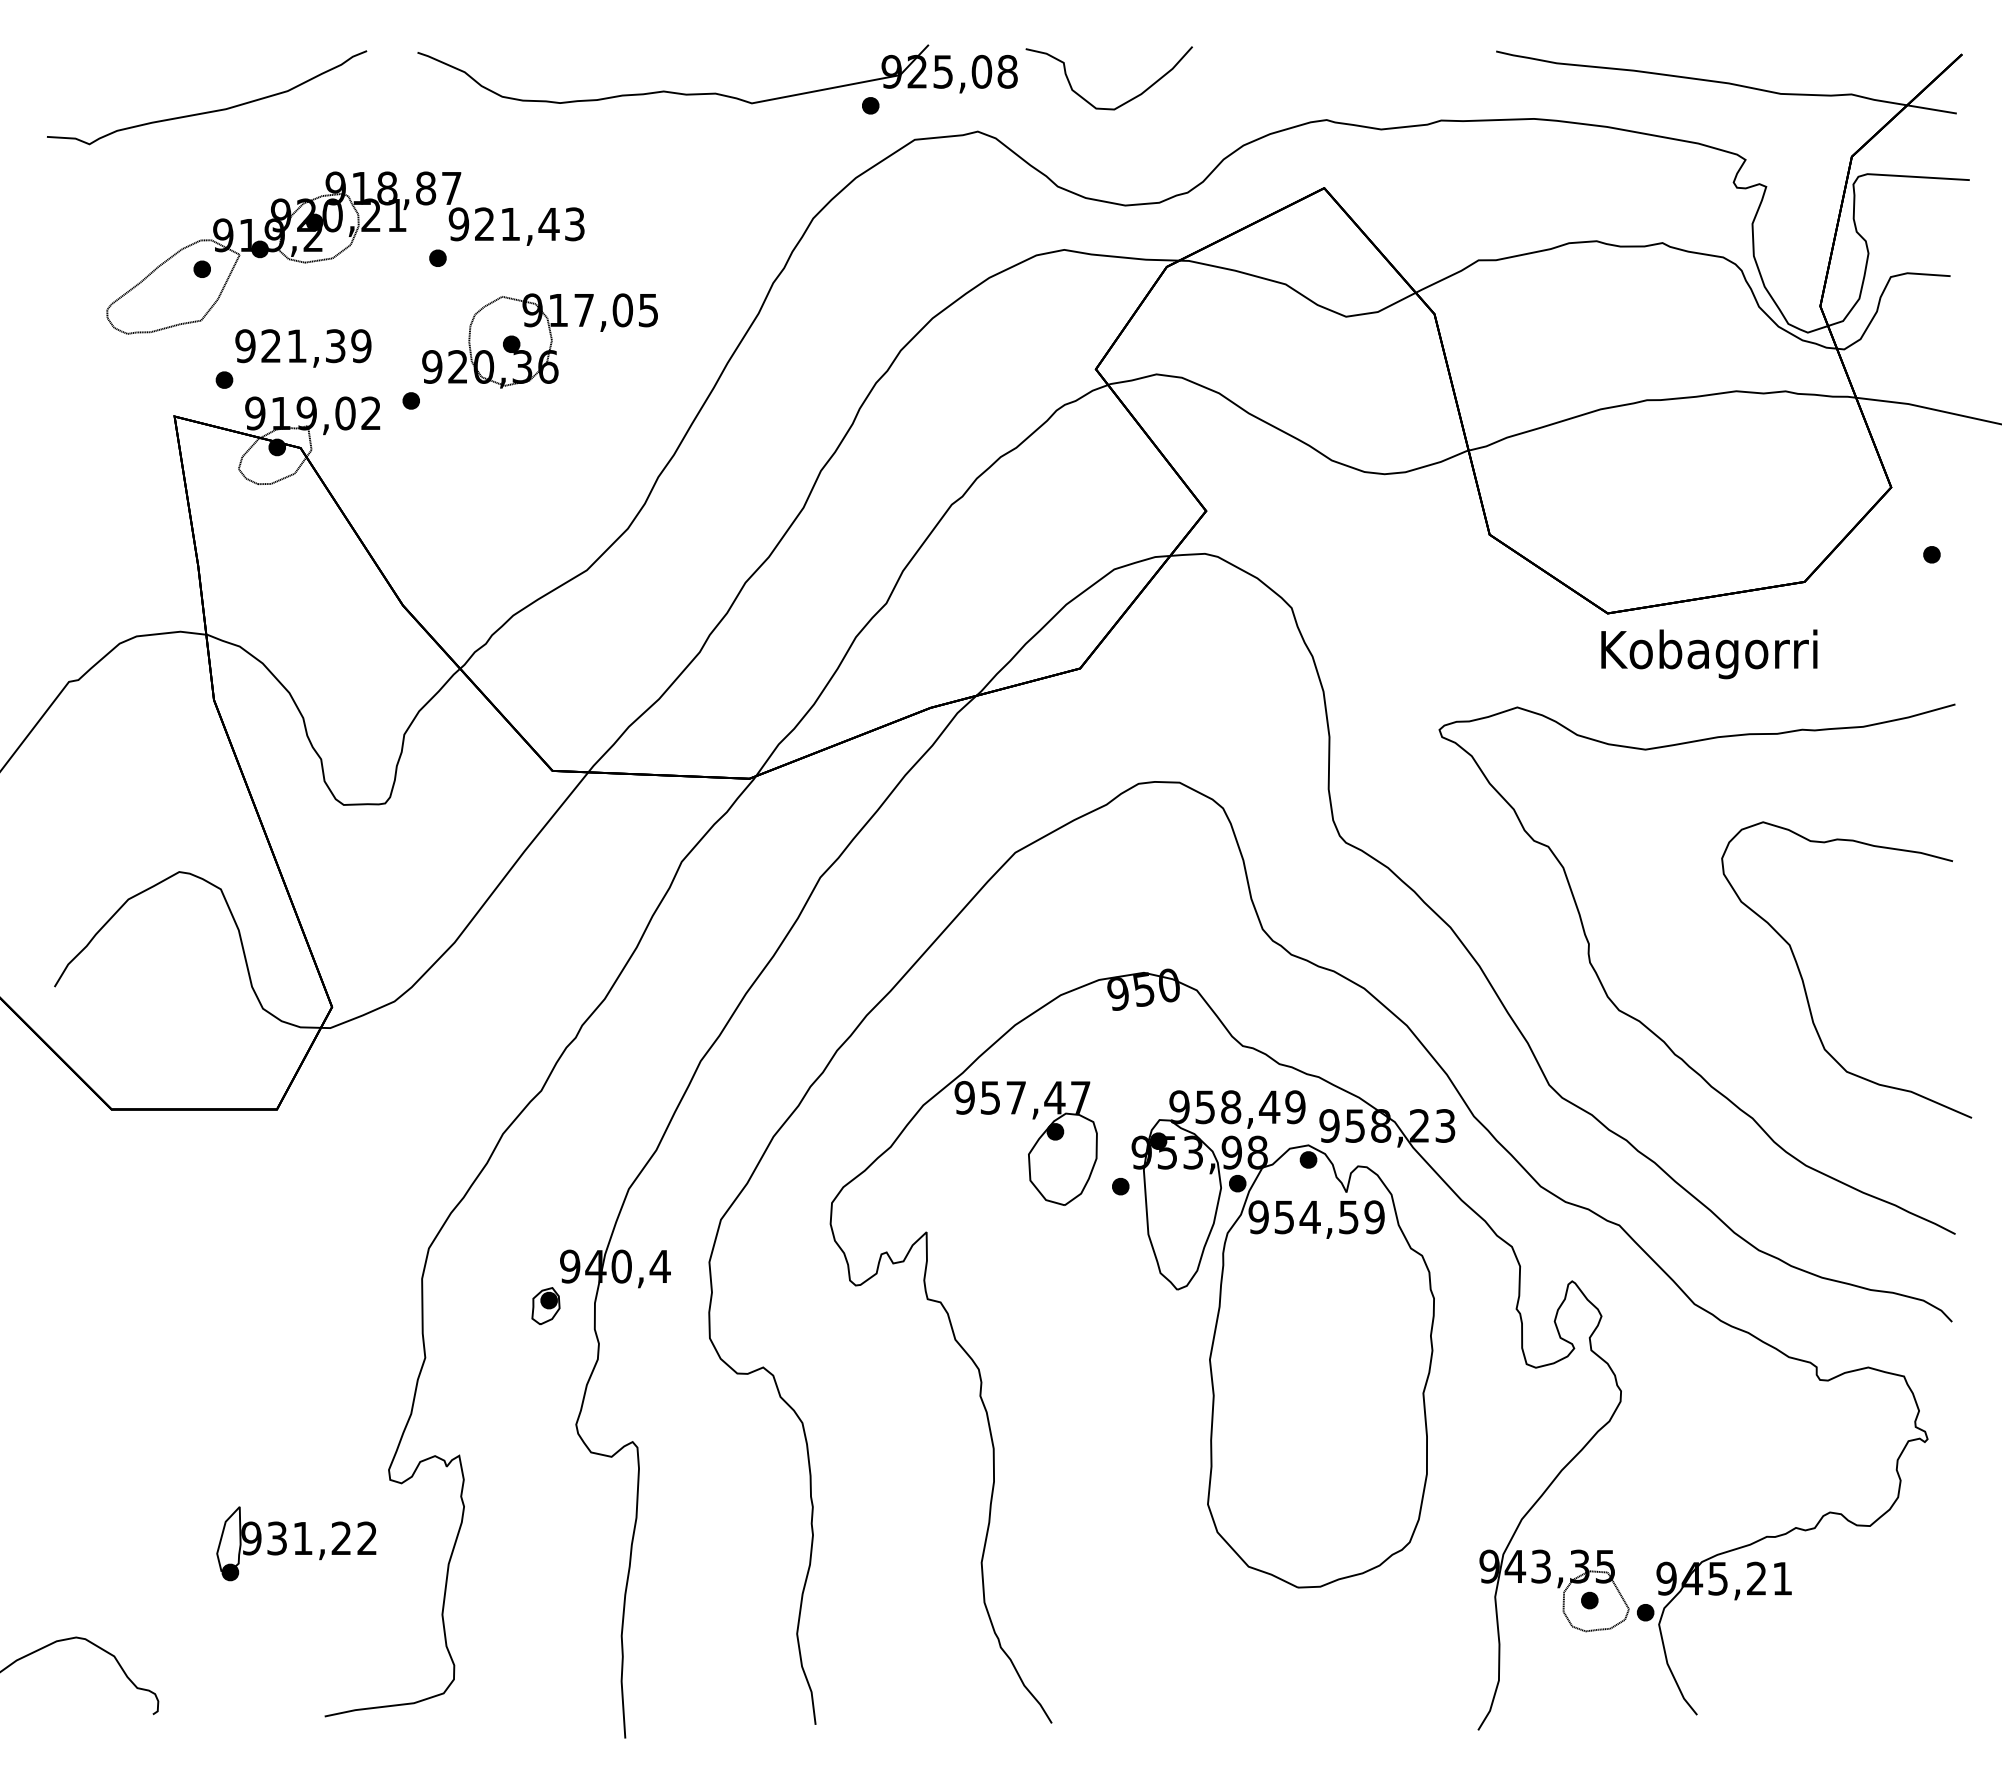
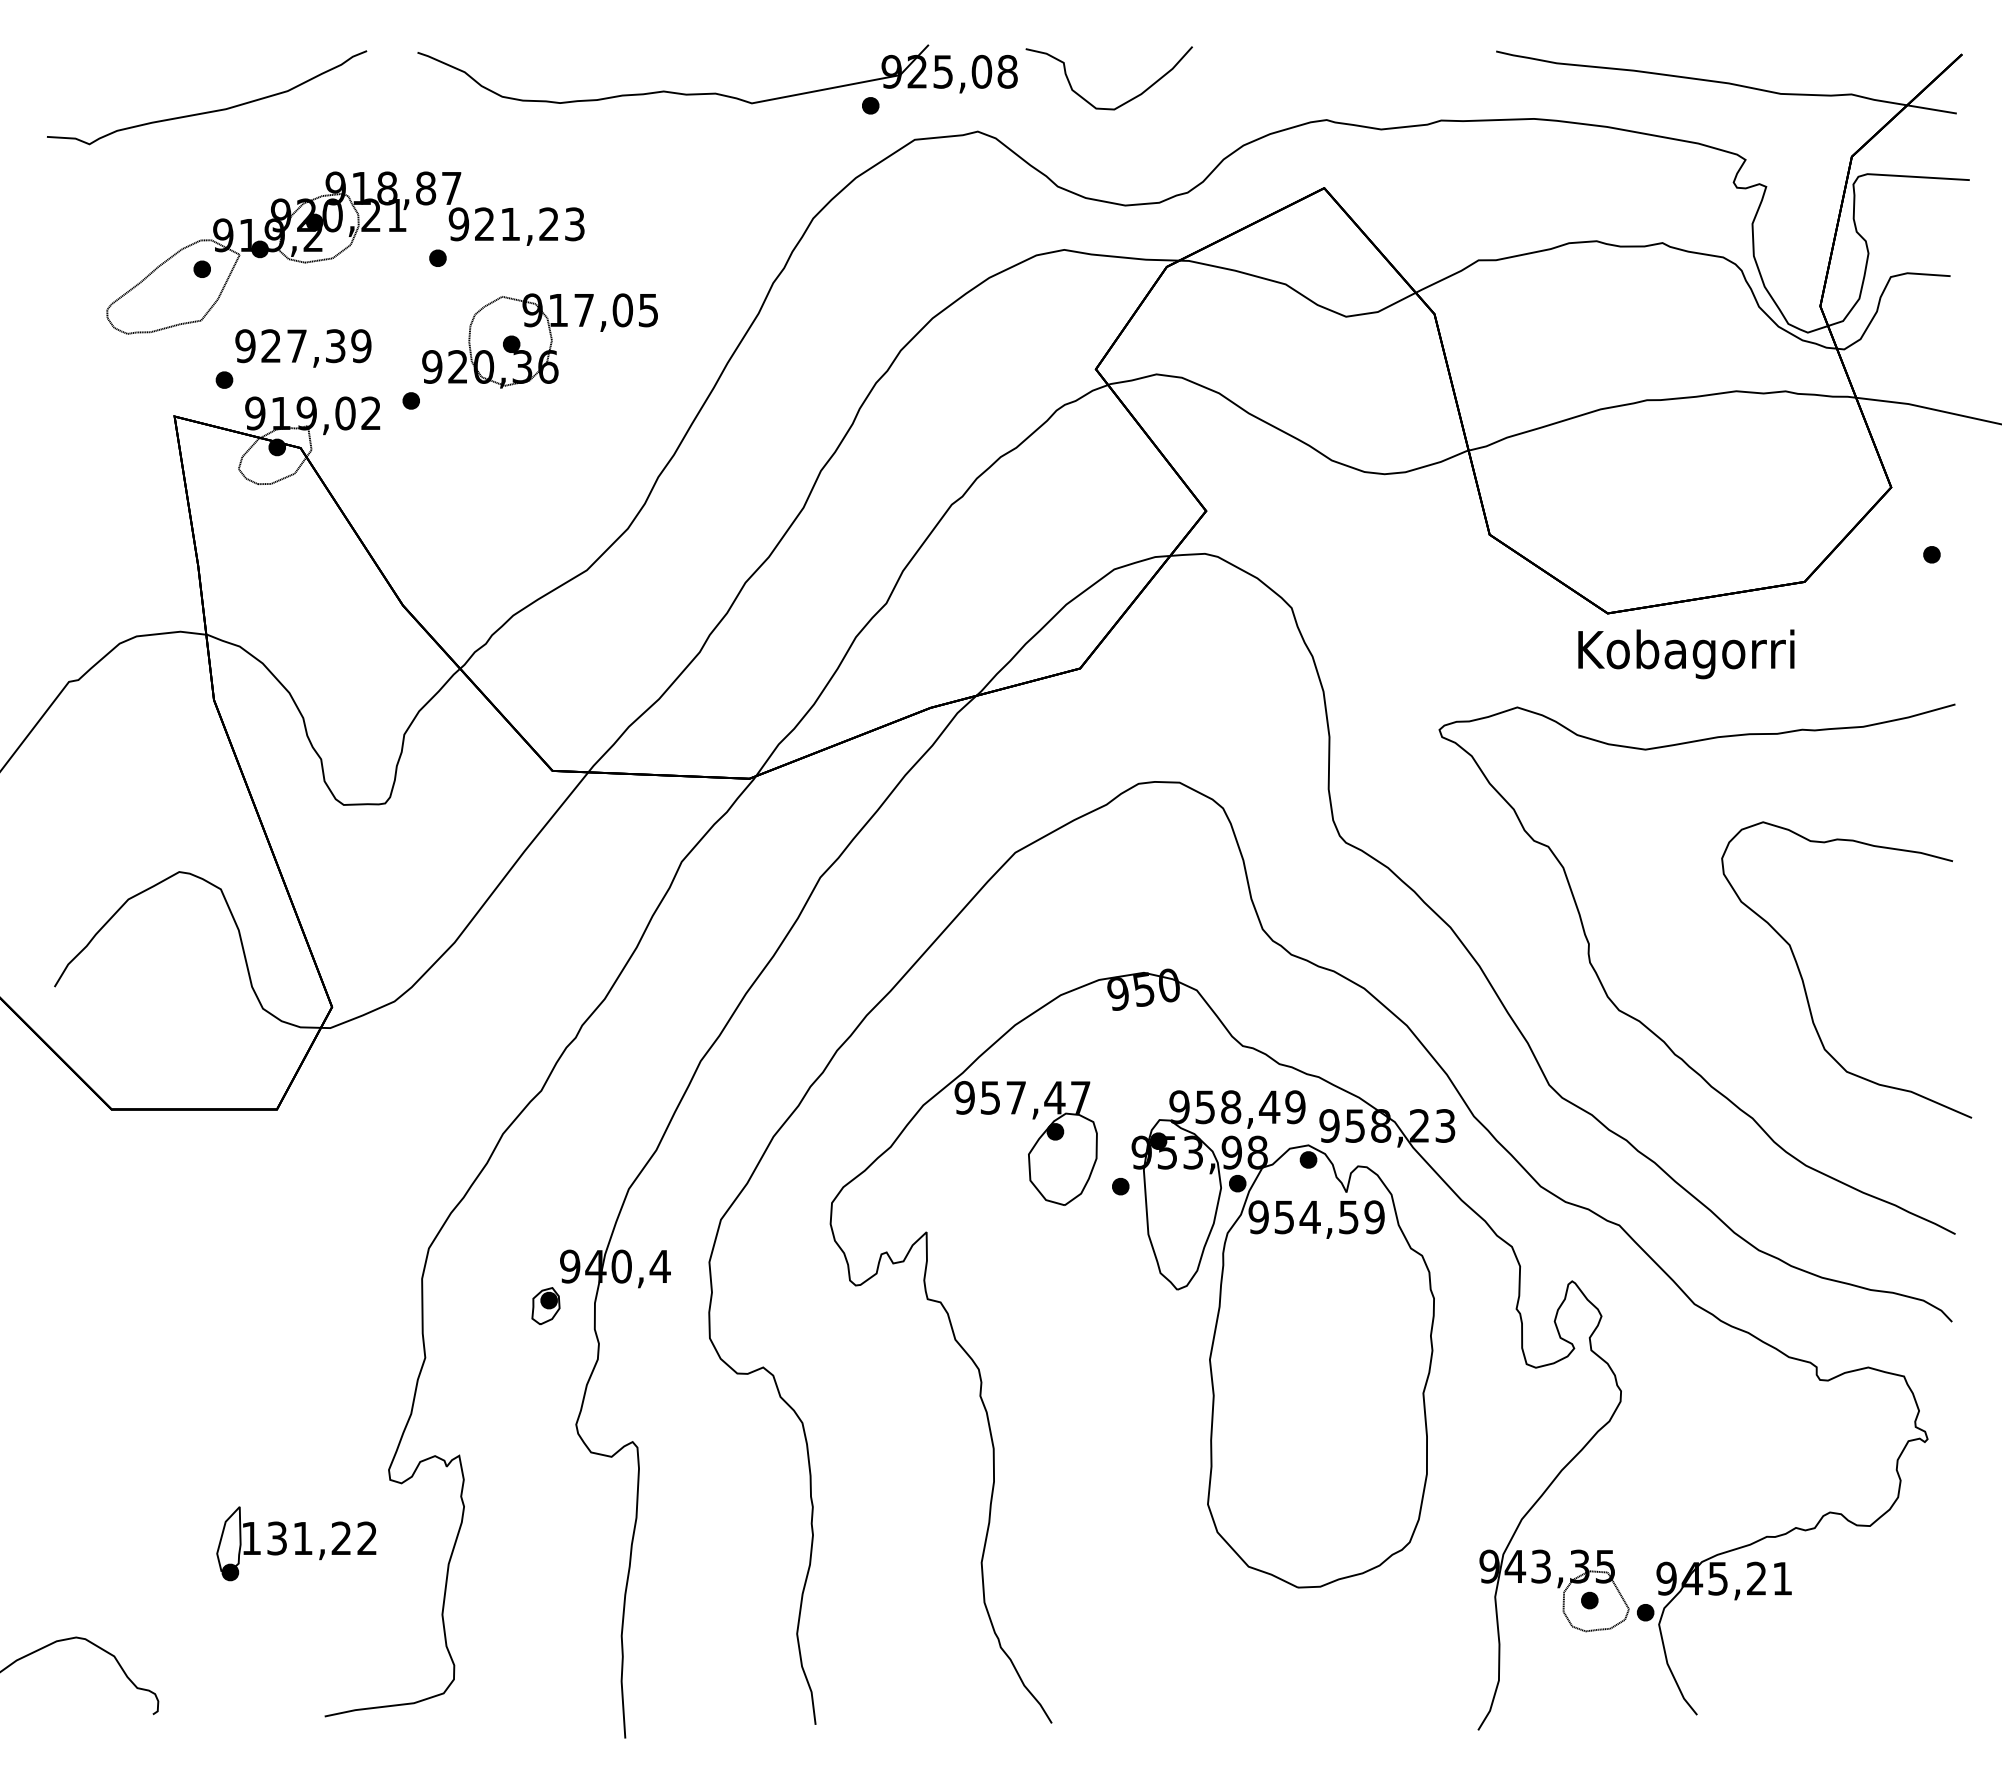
text: 921,43 -> 921,23 (548, 223)
text: 921,39 -> 927,39 (296, 345)
text position: (1709, 654) -> (1686, 654) (1686, 654)
text: 931,22 -> 131,22 (251, 1538)
